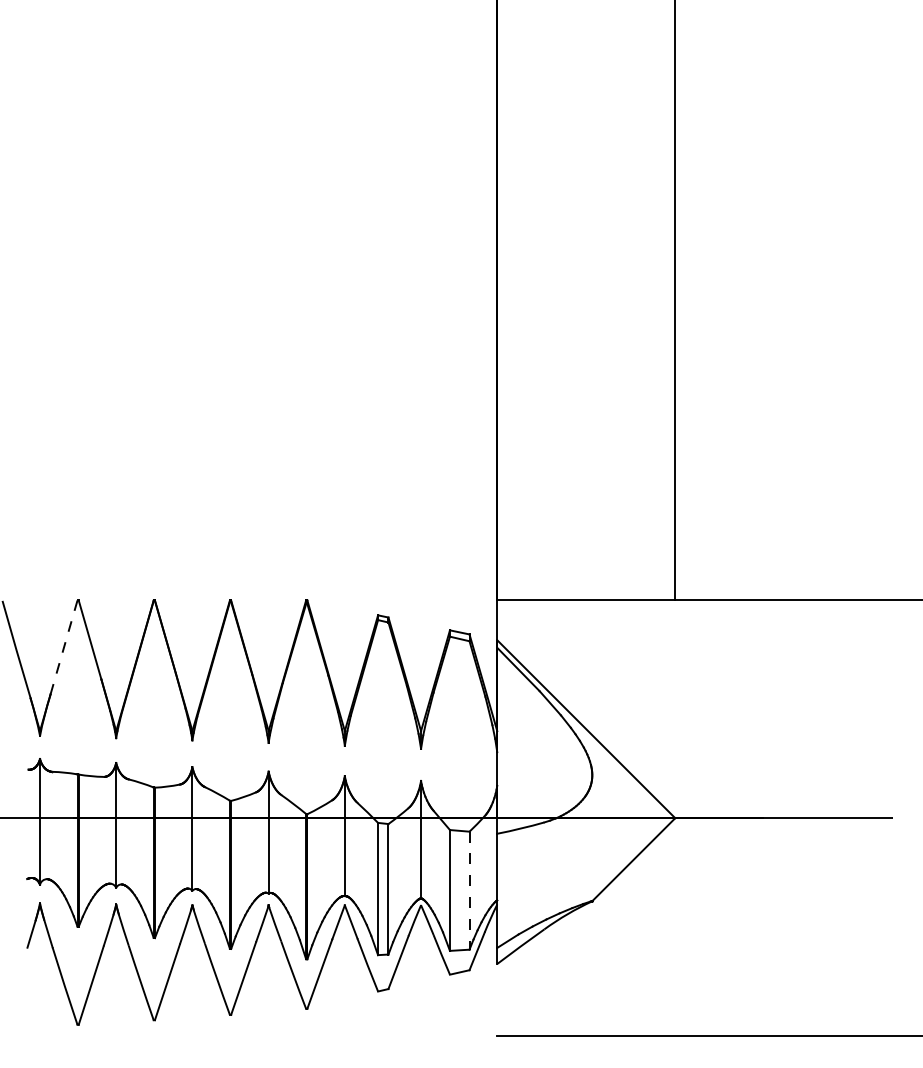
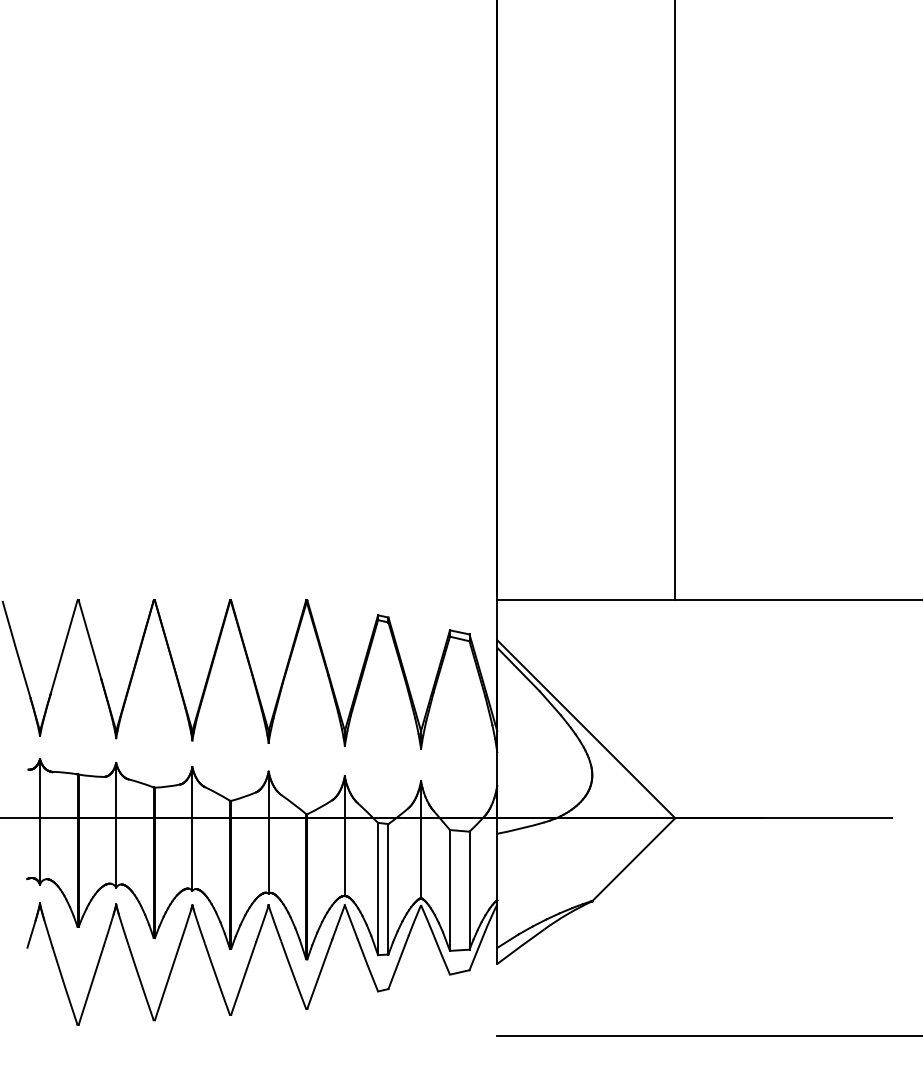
line: dashed -> solid (64, 647)
line: dashed -> solid (469, 891)
